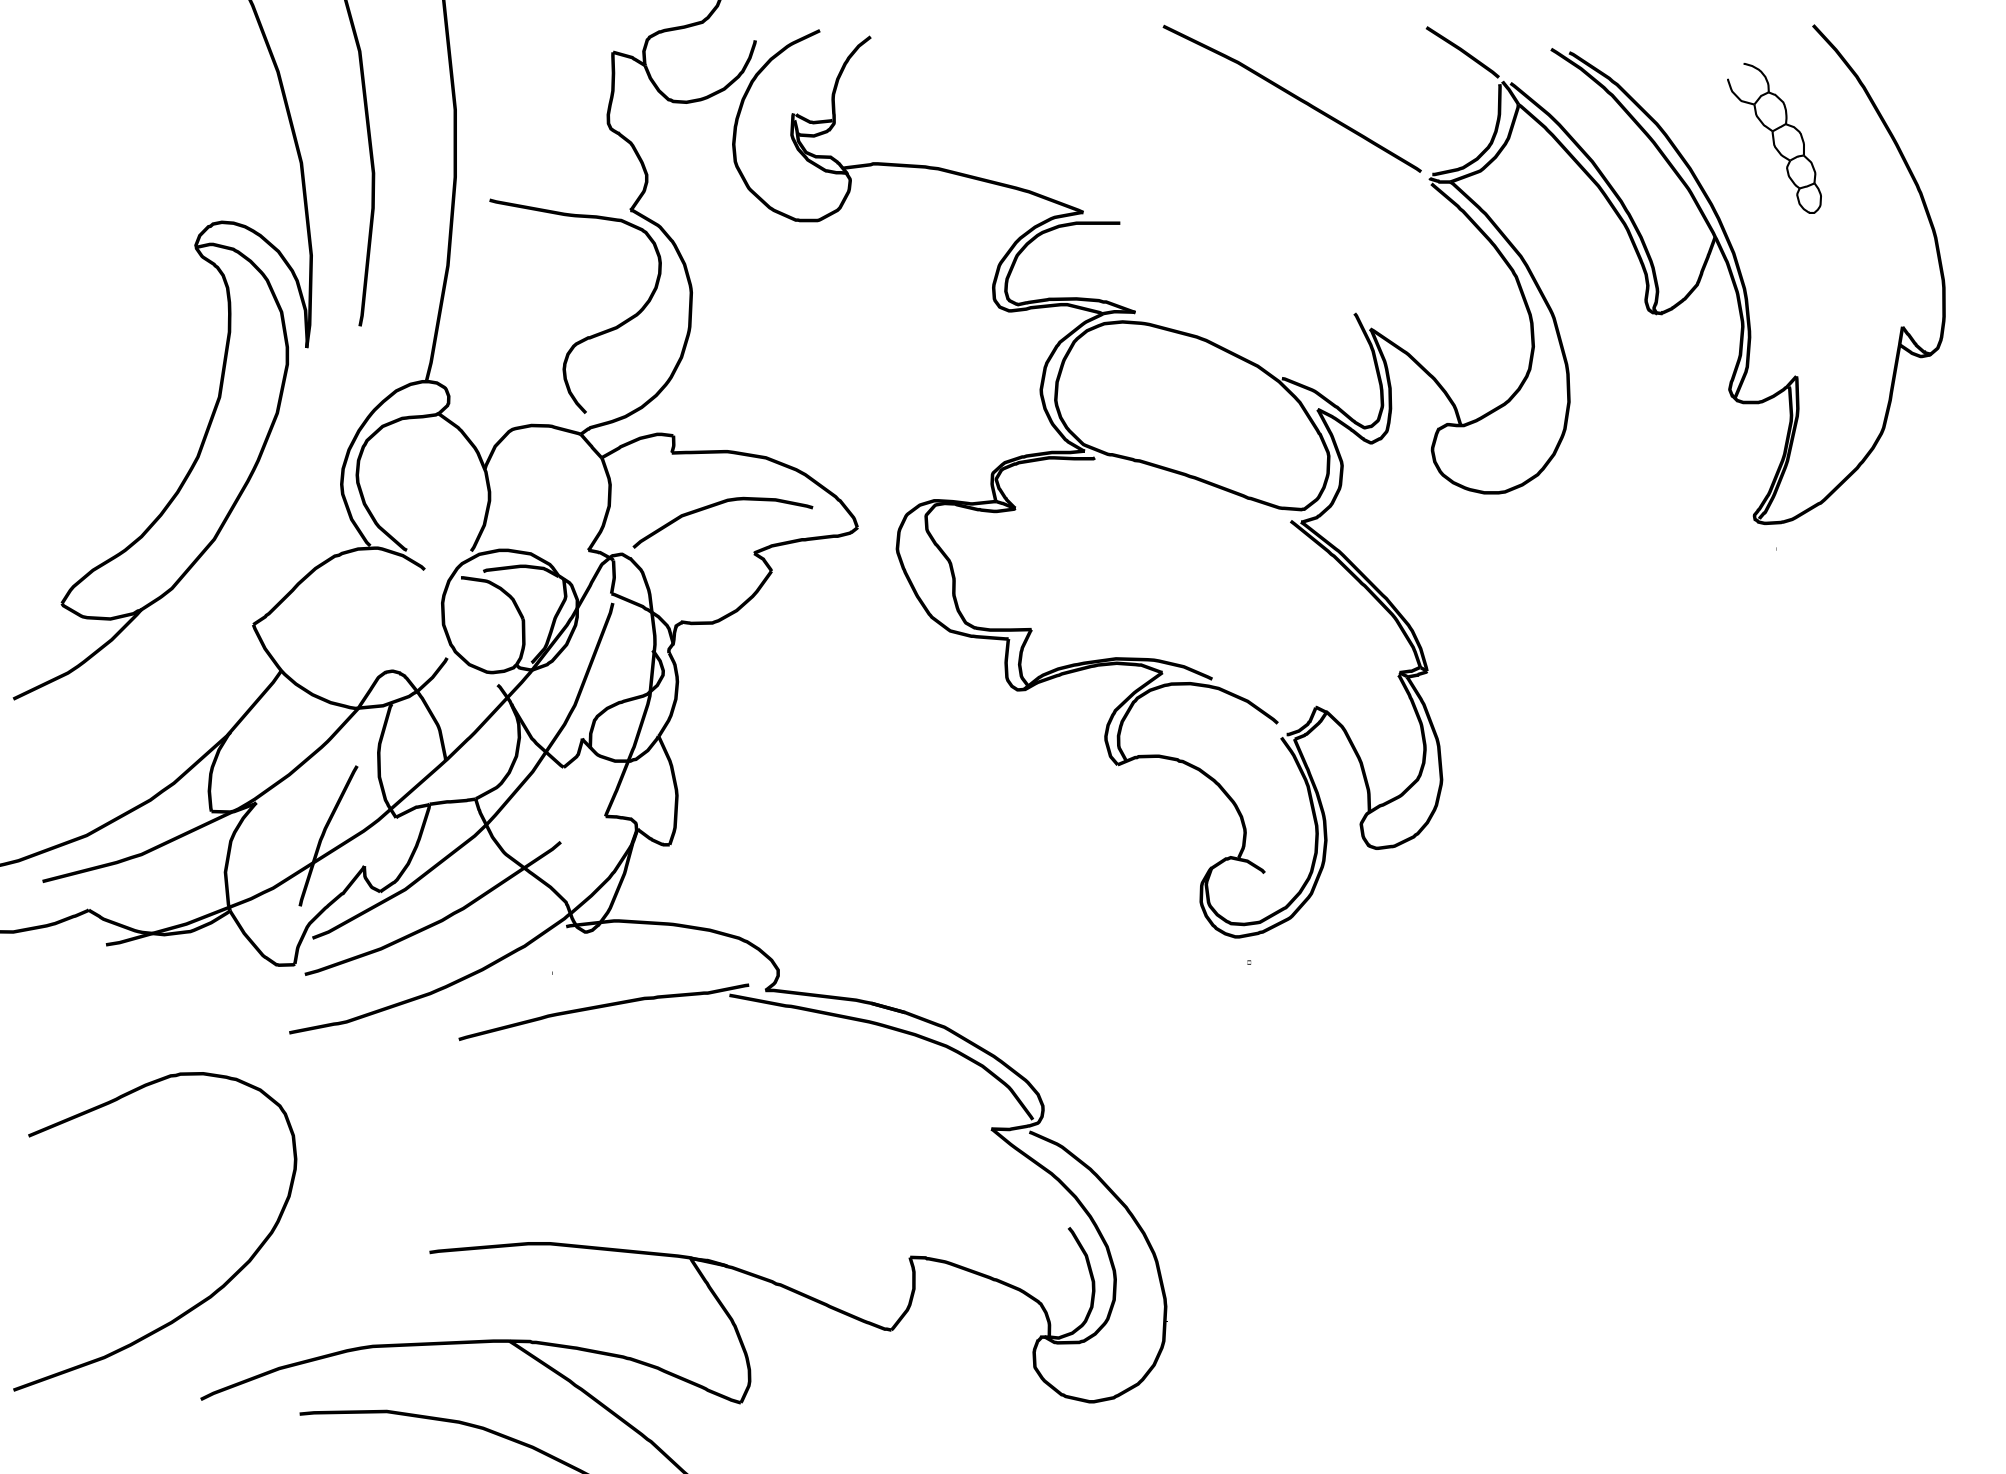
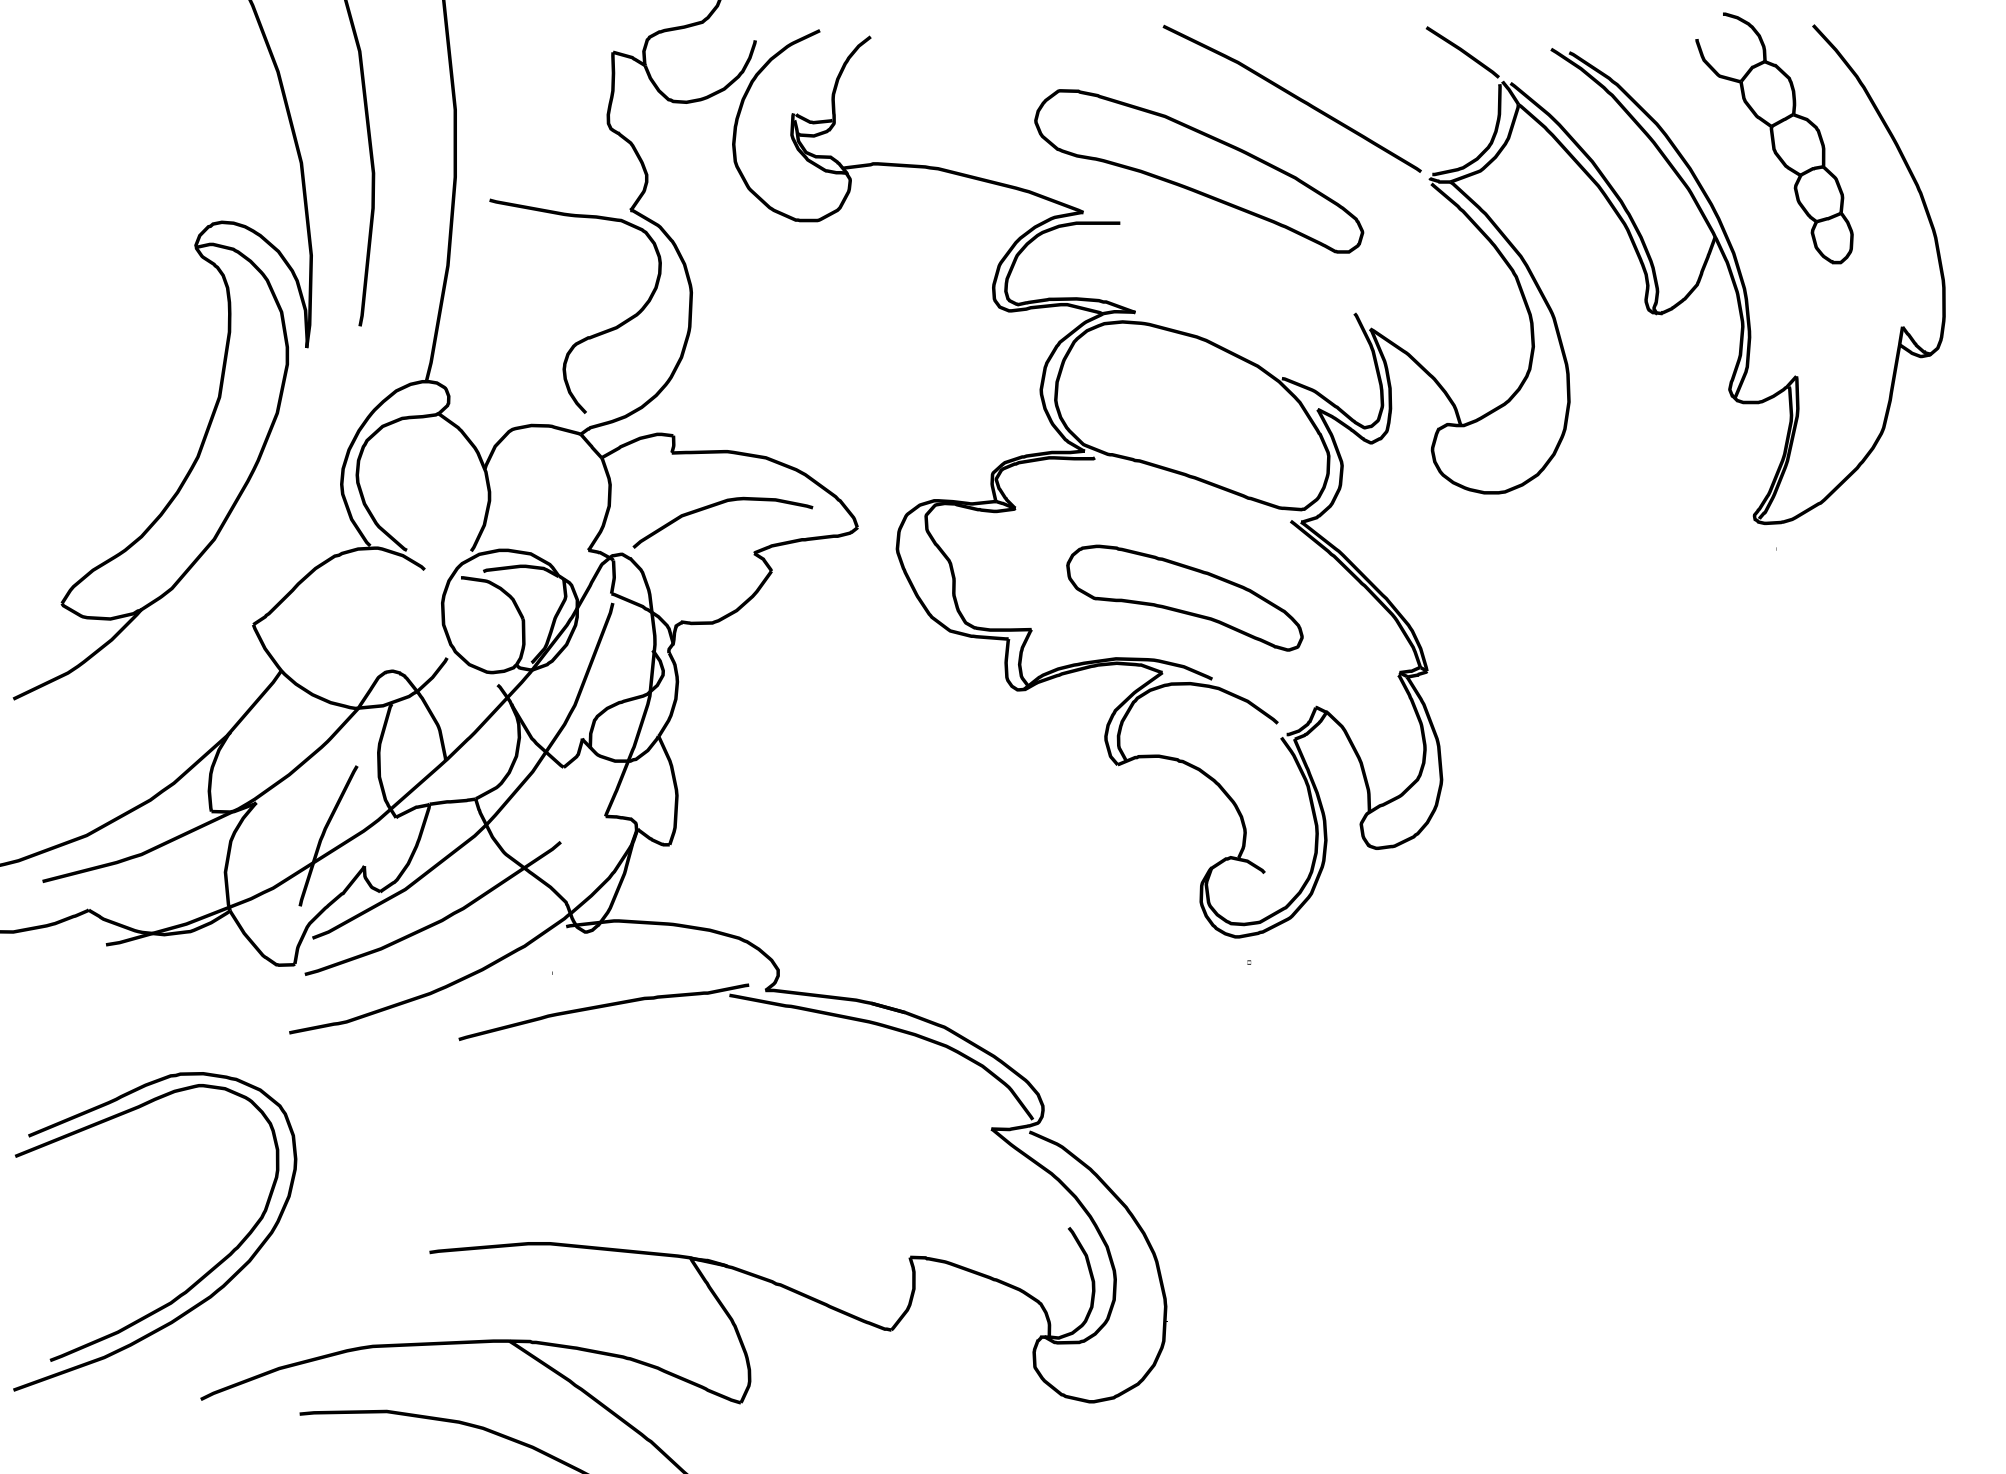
part size: 95x151 px -> 159x253 px (1774, 138)
part: none -> present (1199, 171)
part: none -> present (1184, 597)
curve: none -> present (196, 1280)
